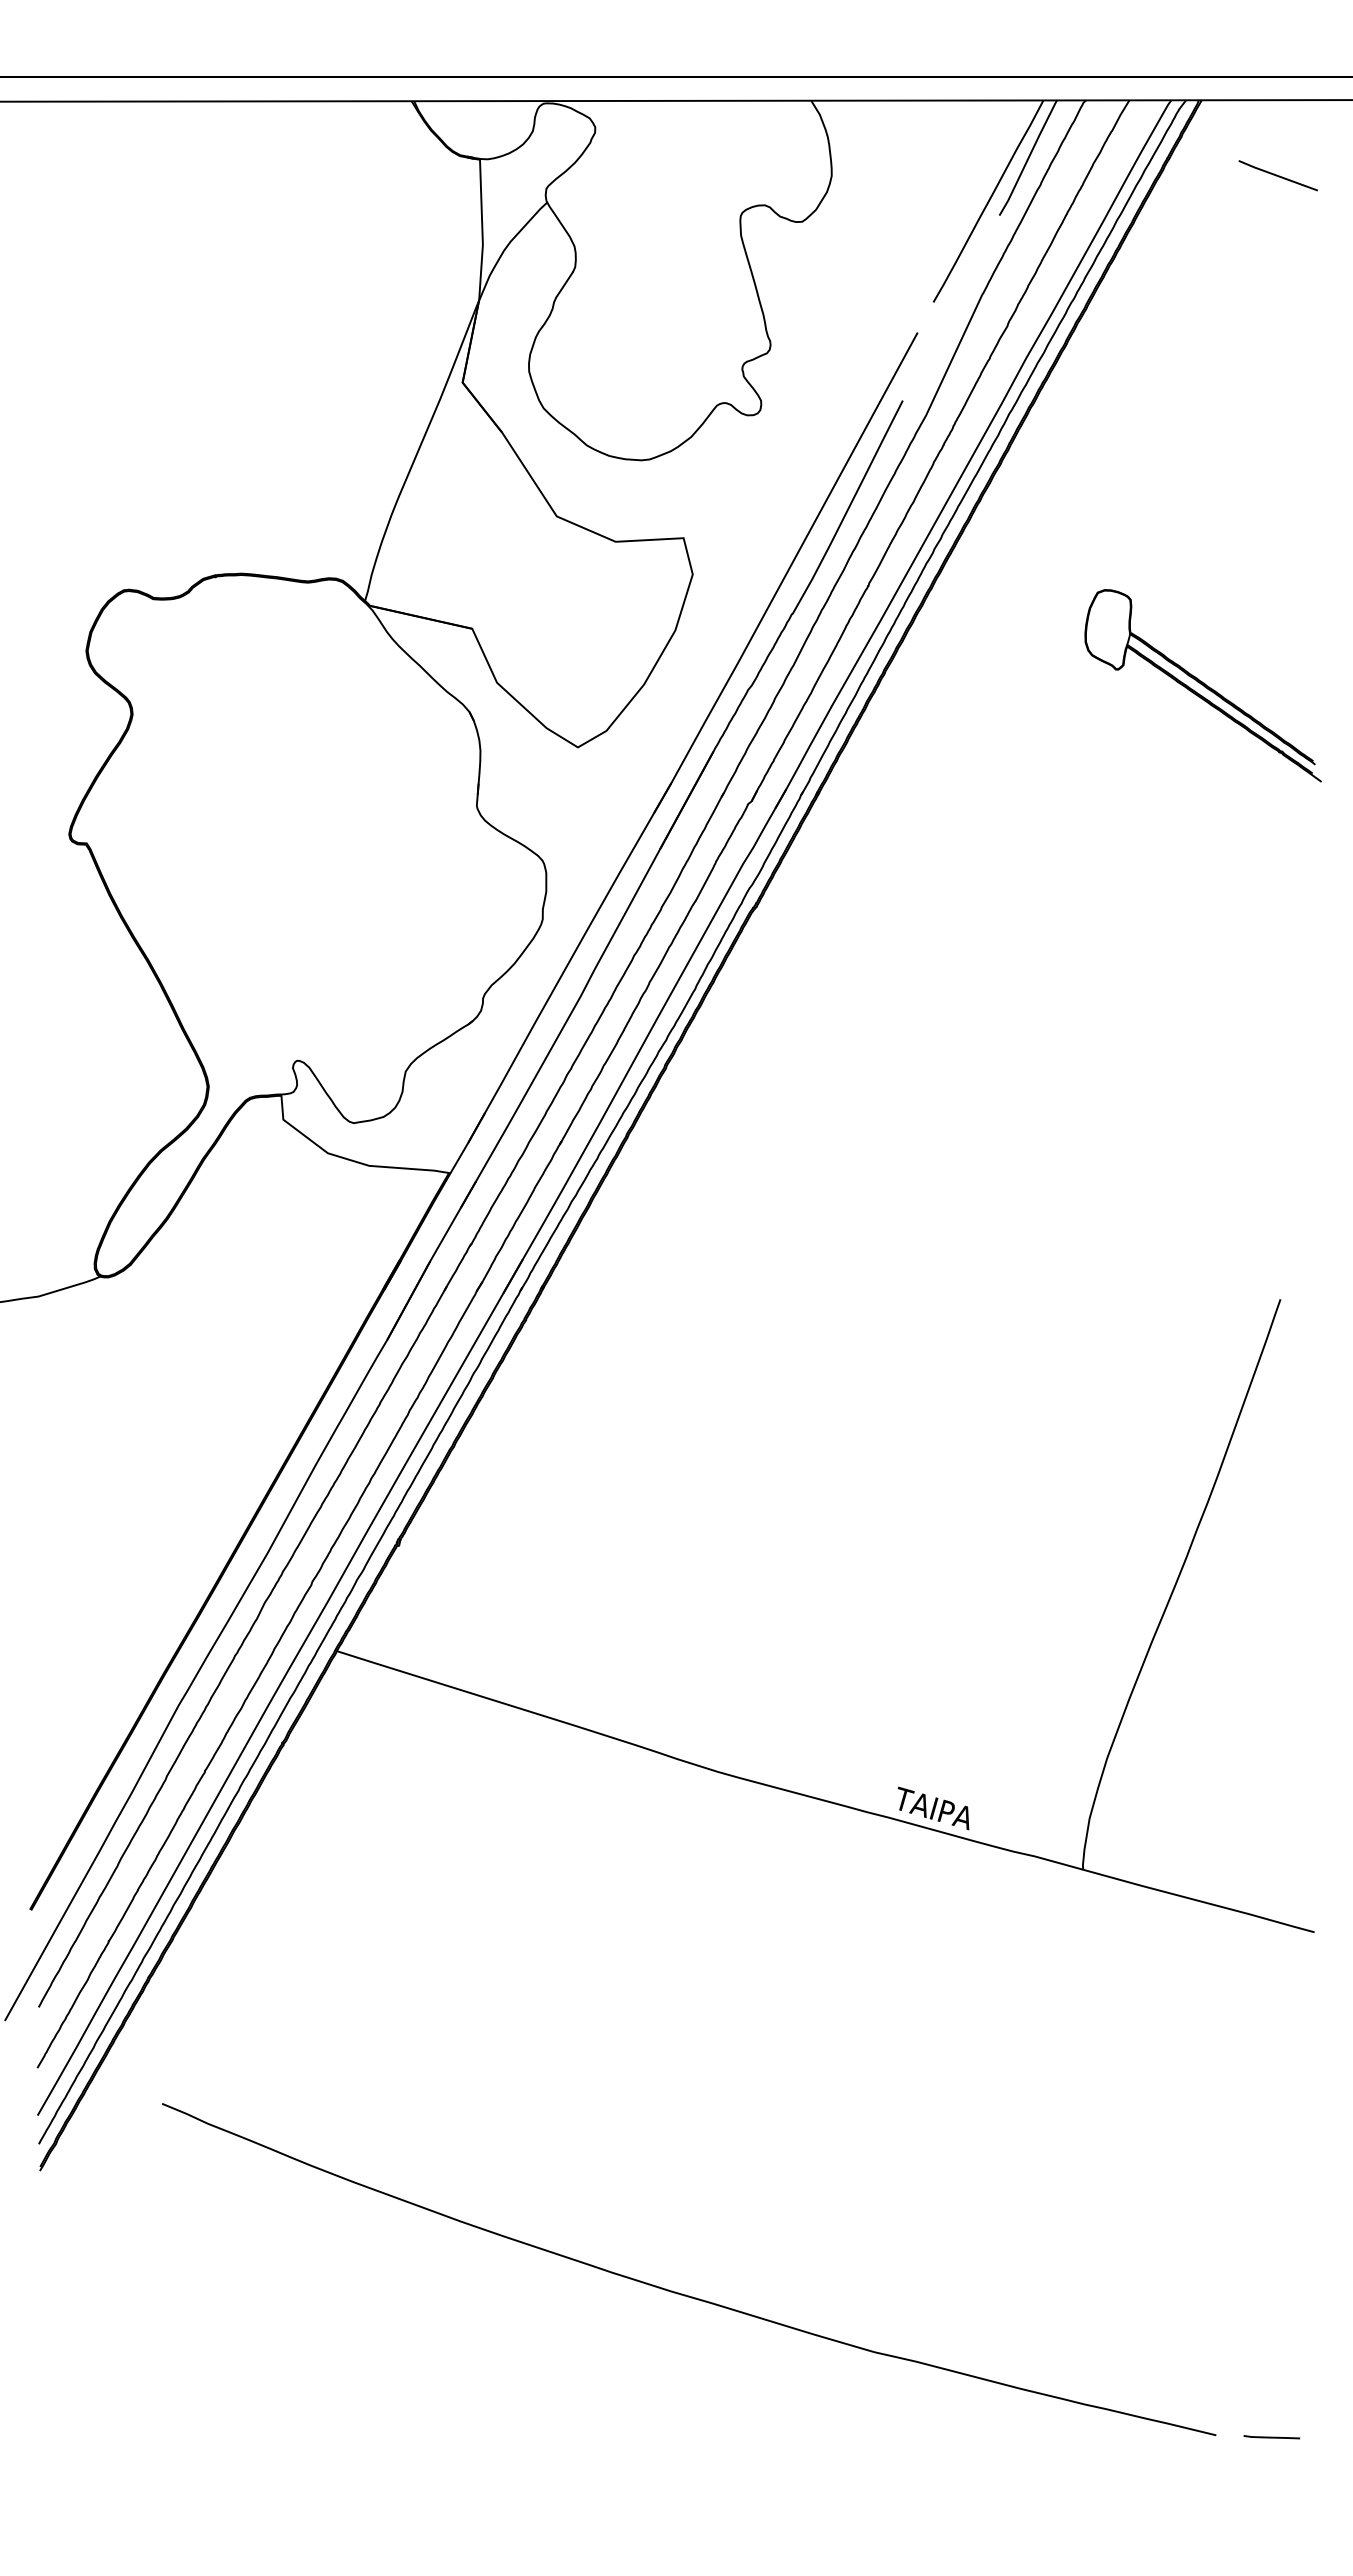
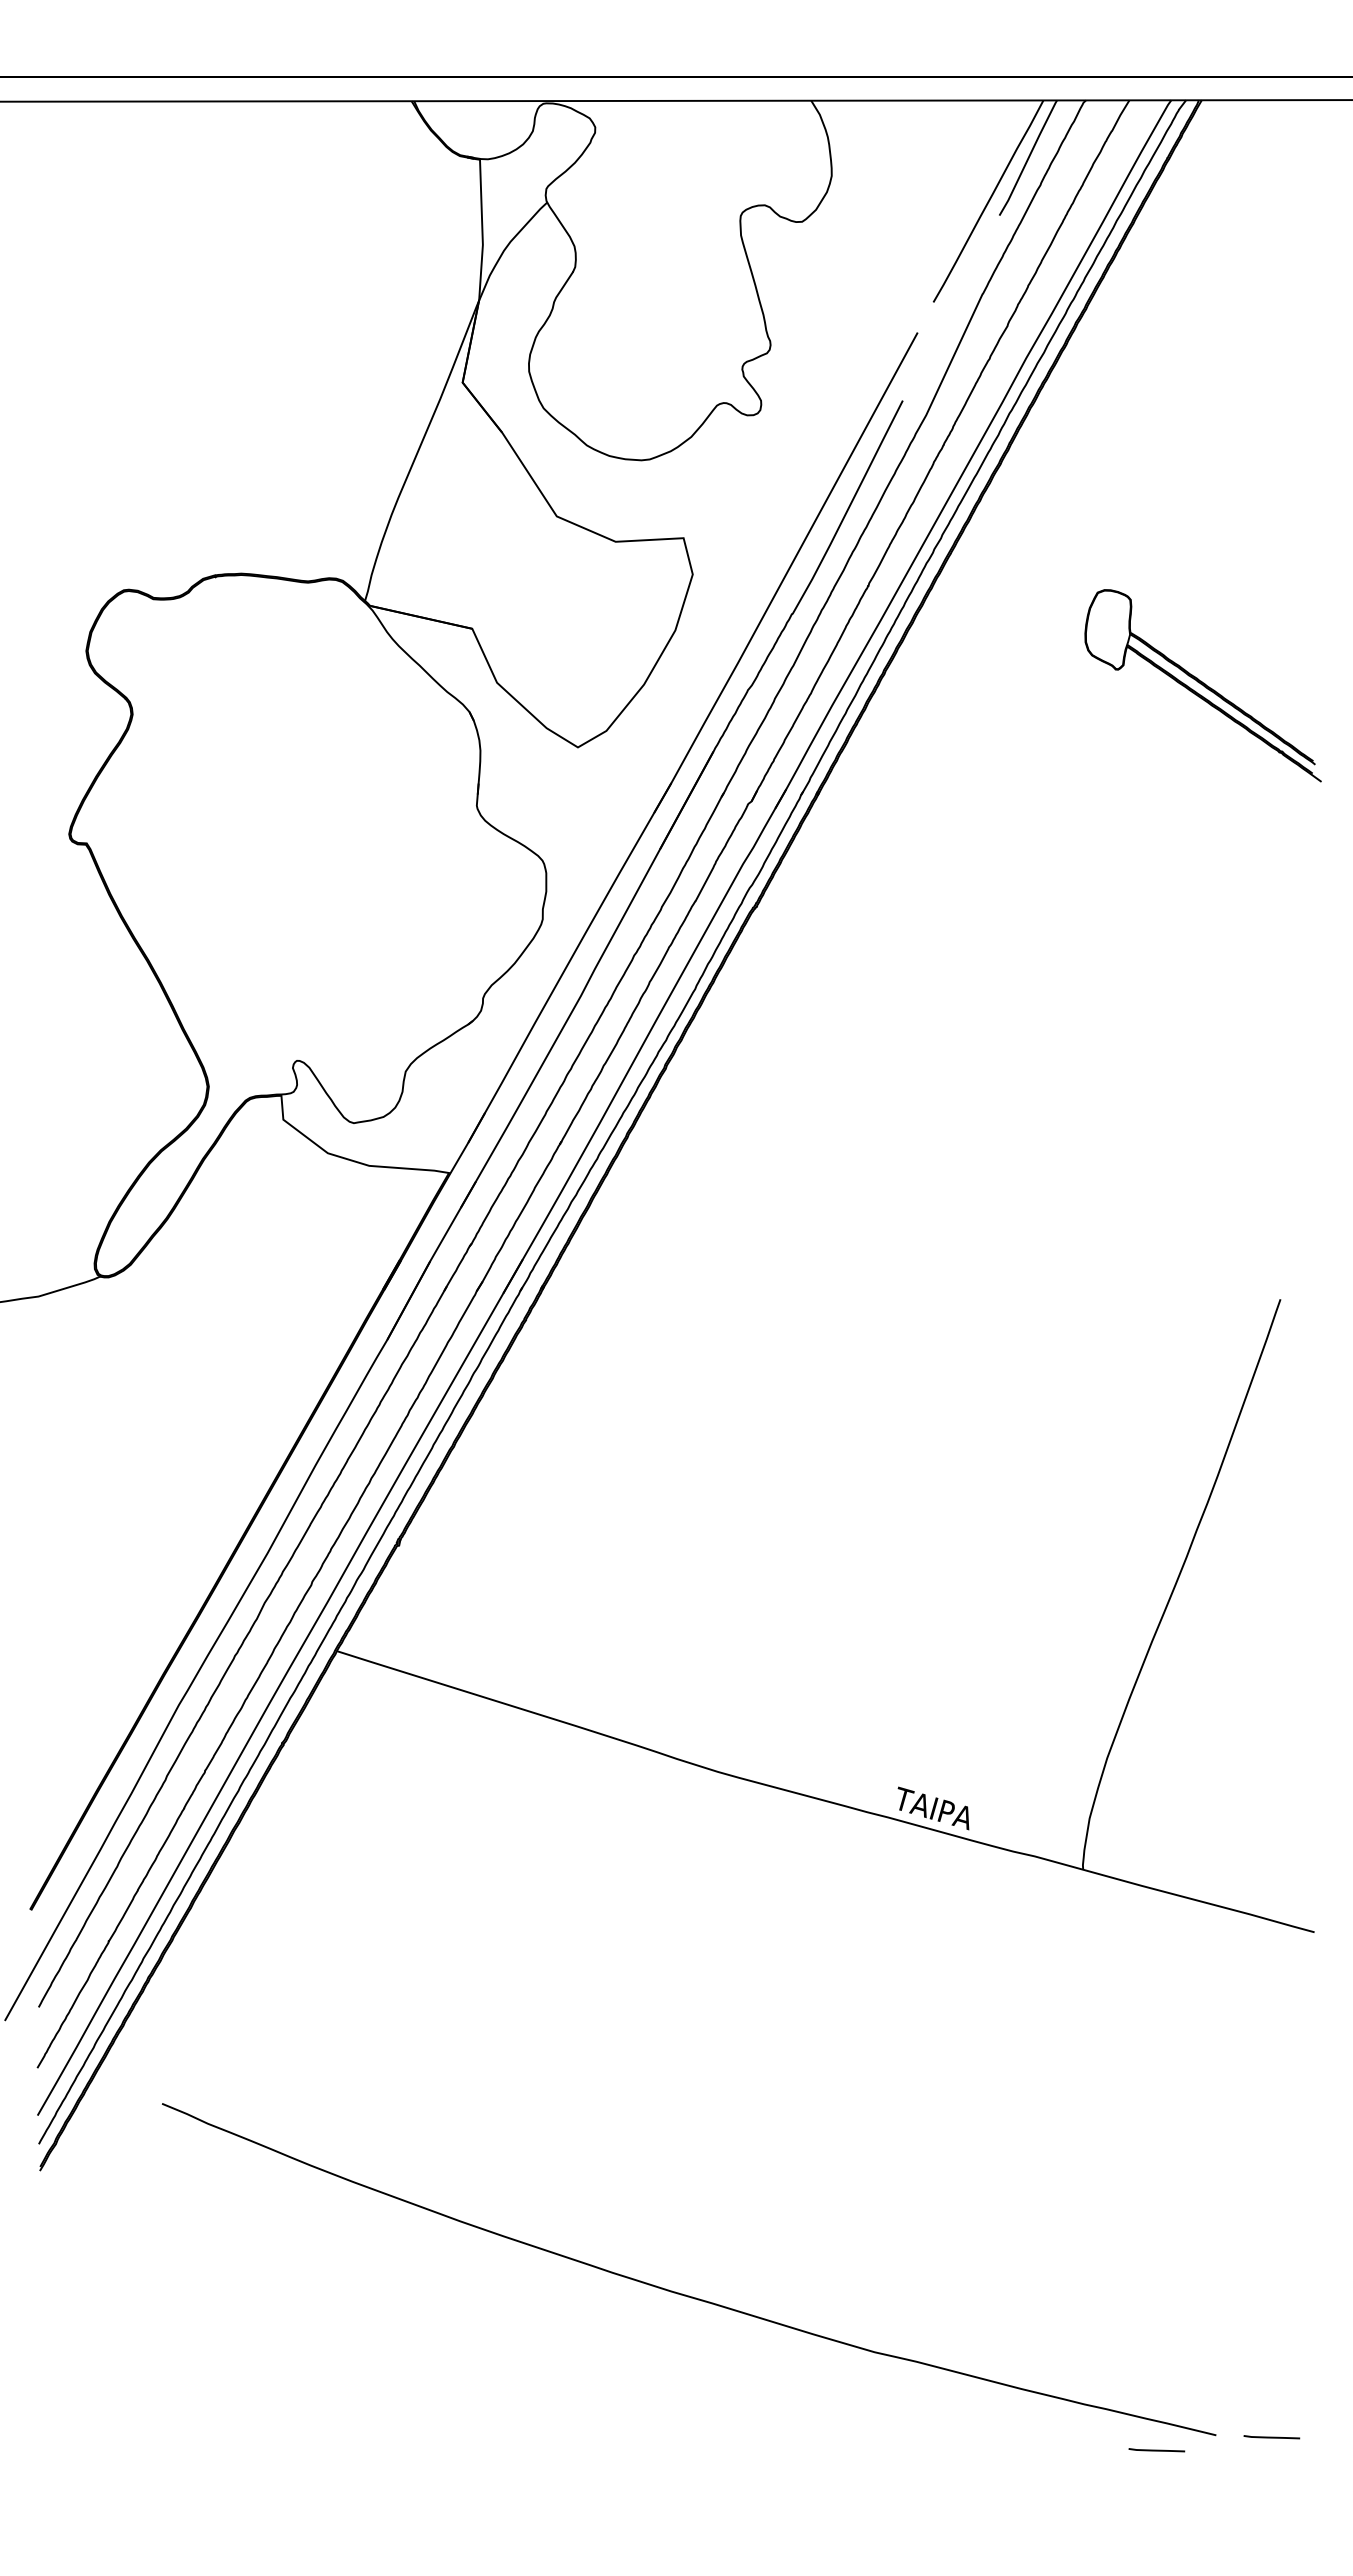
line: present -> none (1277, 175)
line: none -> present (1156, 2450)
